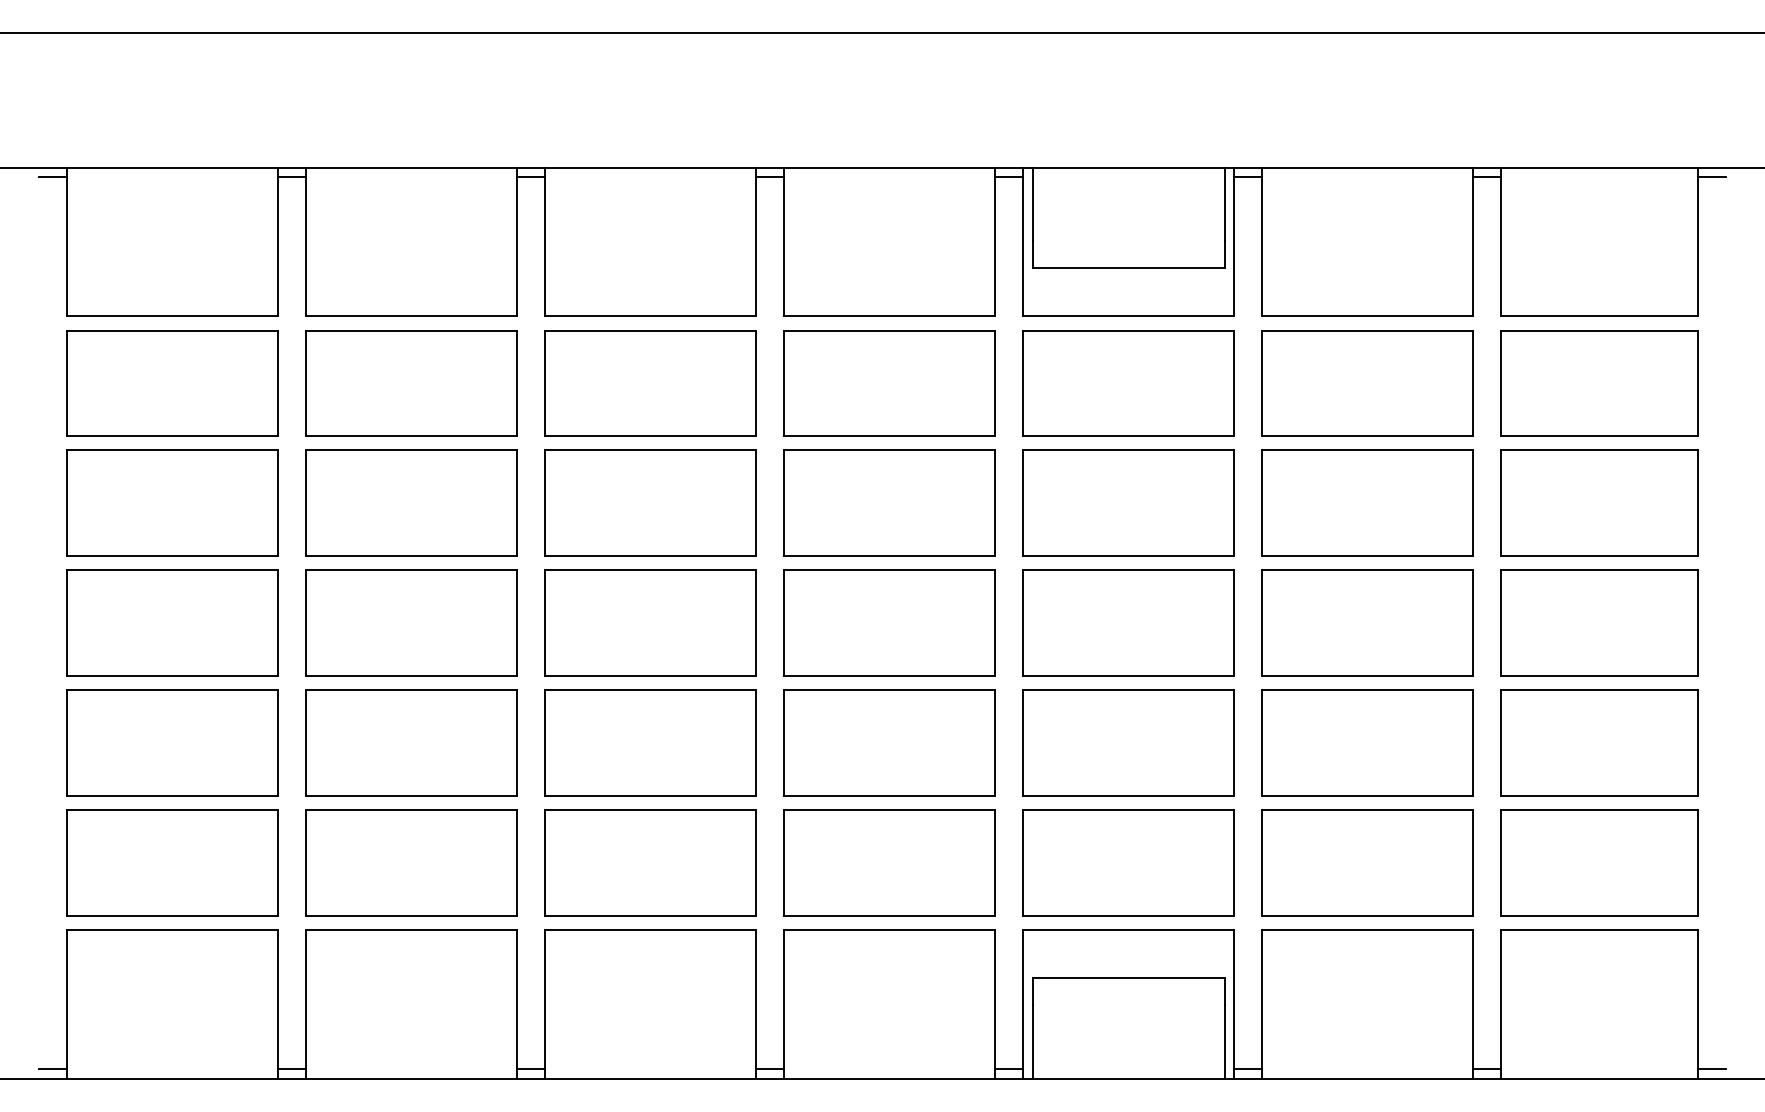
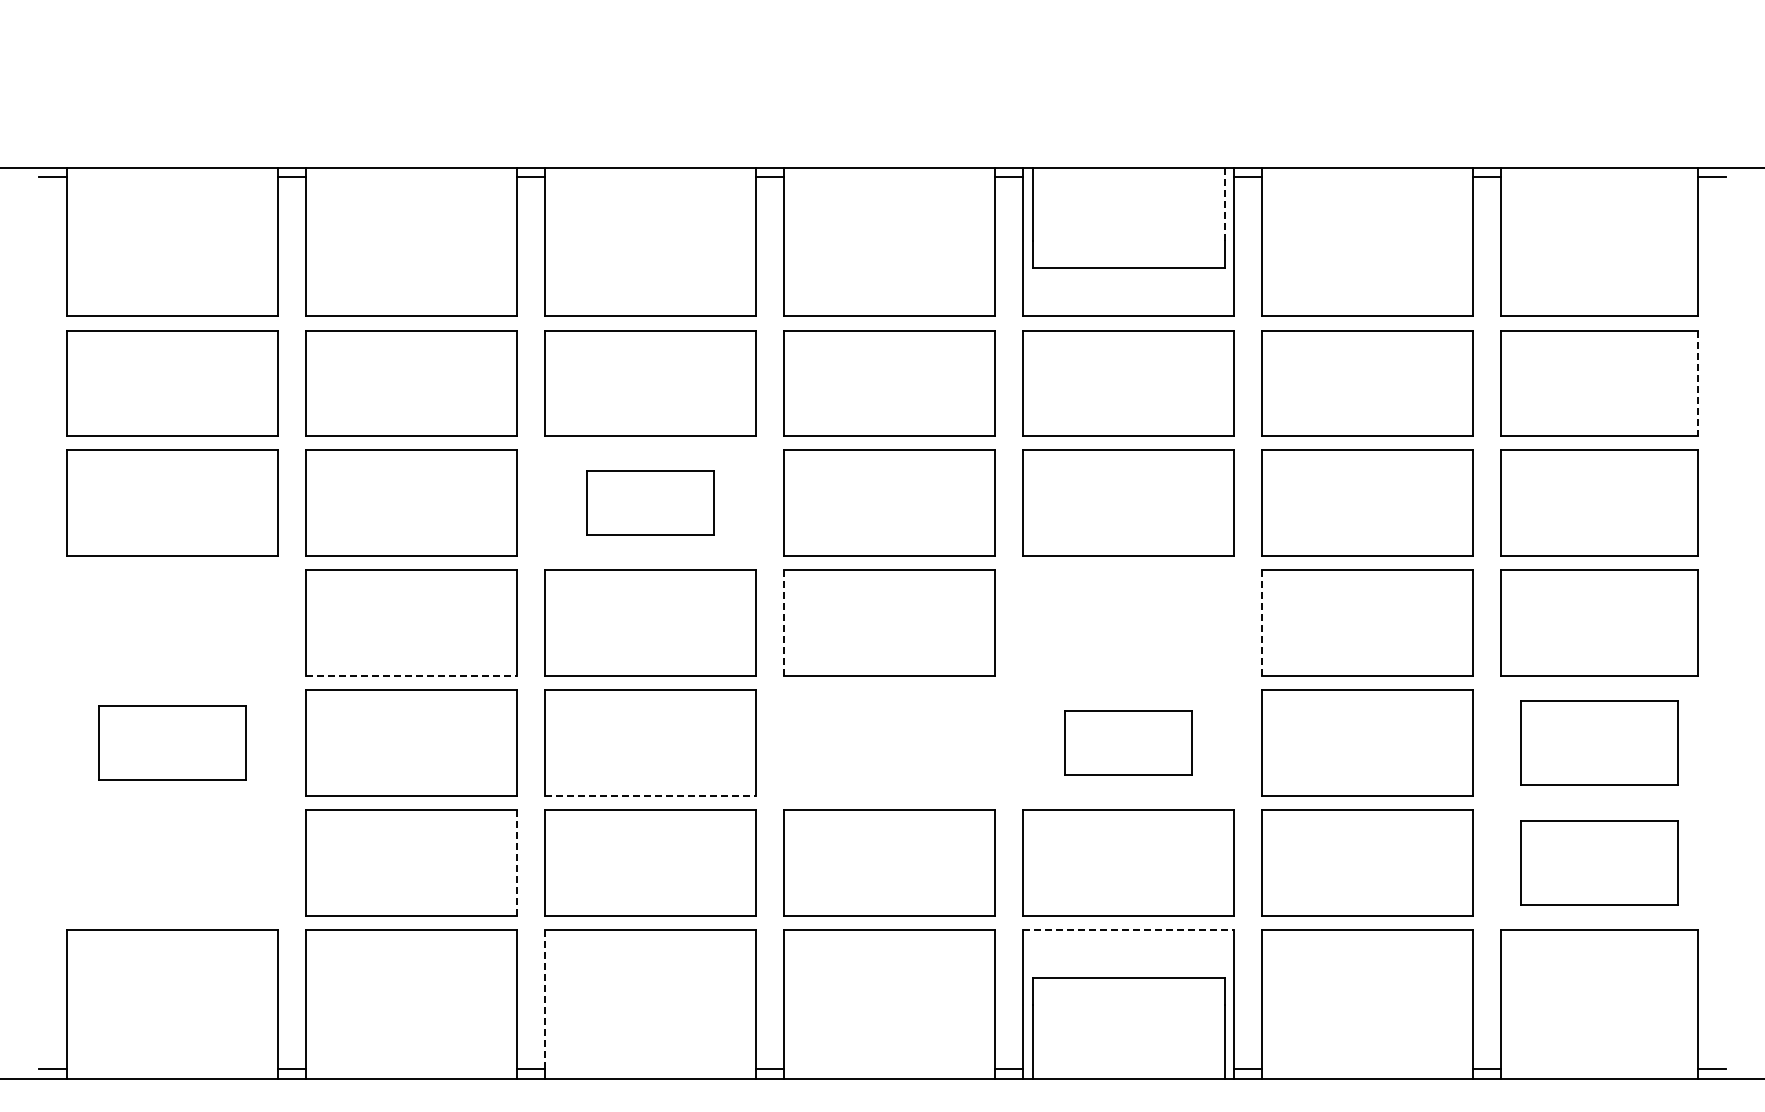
line: present -> none (881, 33)
line: solid -> dashed (1224, 204)
line: solid -> dashed (1698, 383)
part size: 213x108 px -> 129x66 px (650, 502)
part: present -> none (172, 622)
part: present -> none (1128, 622)
line: solid -> dashed (784, 623)
line: solid -> dashed (1262, 623)
line: solid -> dashed (411, 675)
part size: 213x108 px -> 149x76 px (172, 742)
part: present -> none (889, 742)
part size: 213x108 px -> 129x66 px (1128, 742)
part size: 199x108 px -> 159x86 px (1599, 742)
line: solid -> dashed (650, 795)
part: present -> none (172, 862)
line: solid -> dashed (517, 862)
part size: 199x108 px -> 159x86 px (1599, 862)
line: solid -> dashed (1128, 930)
line: solid -> dashed (545, 999)
